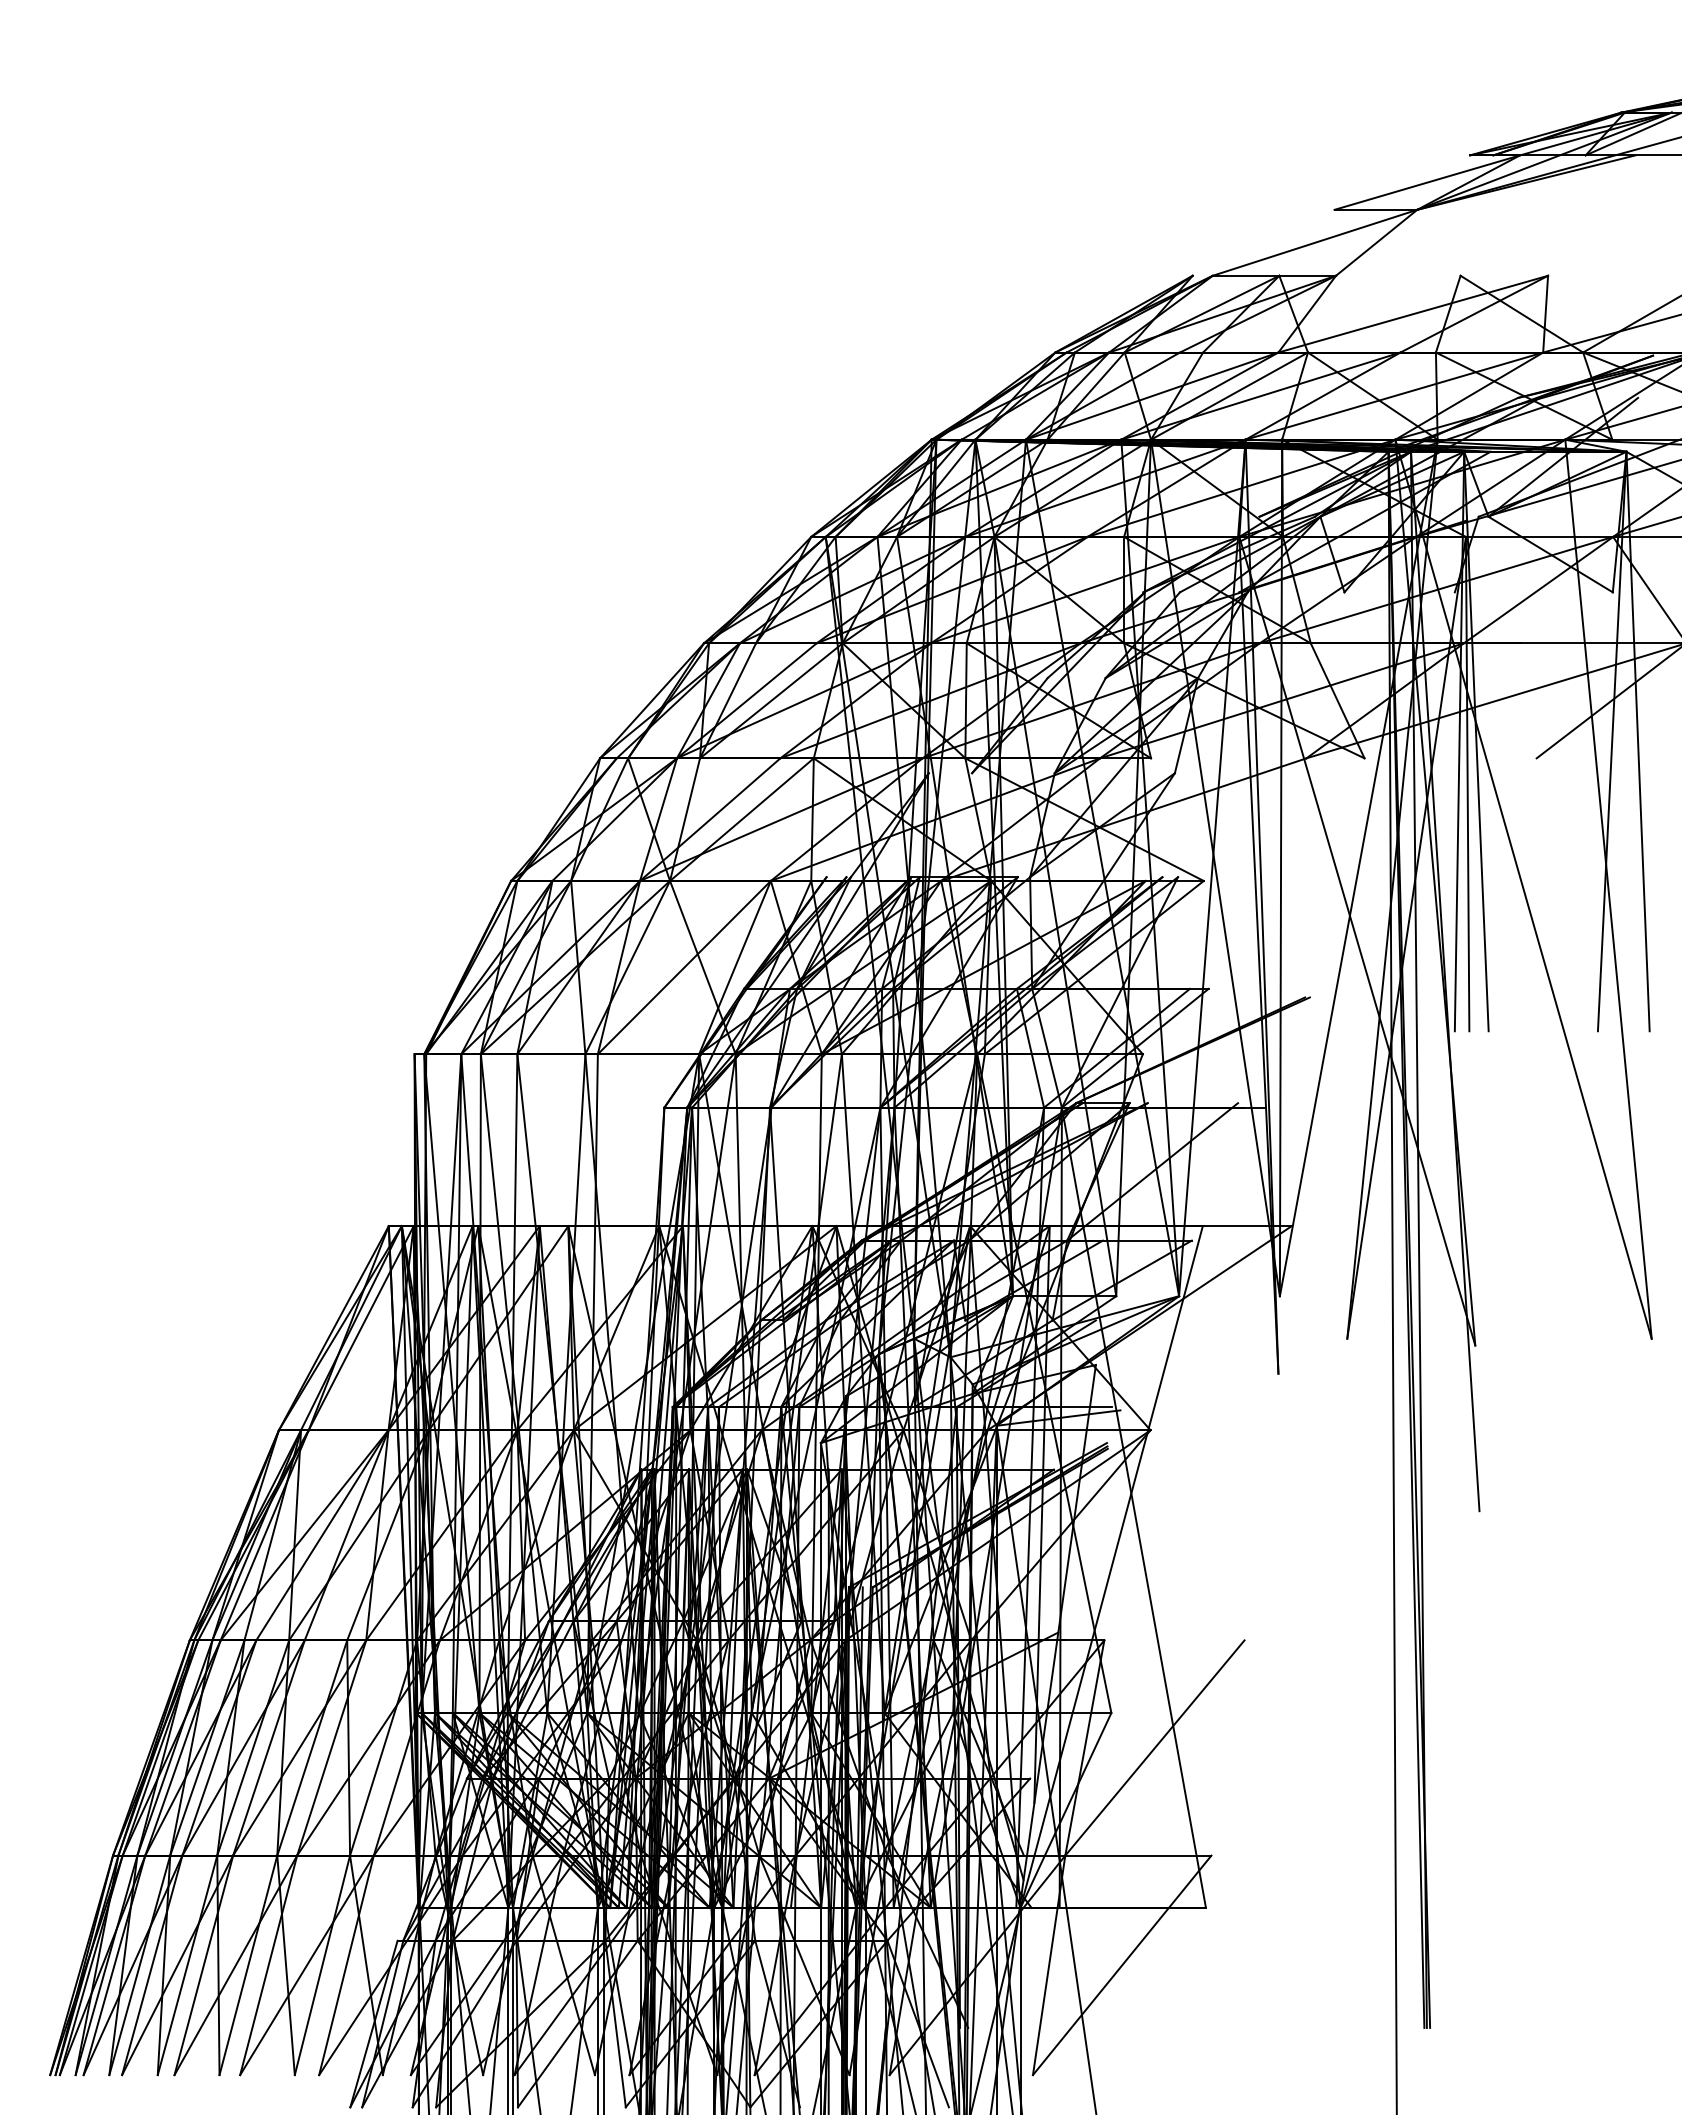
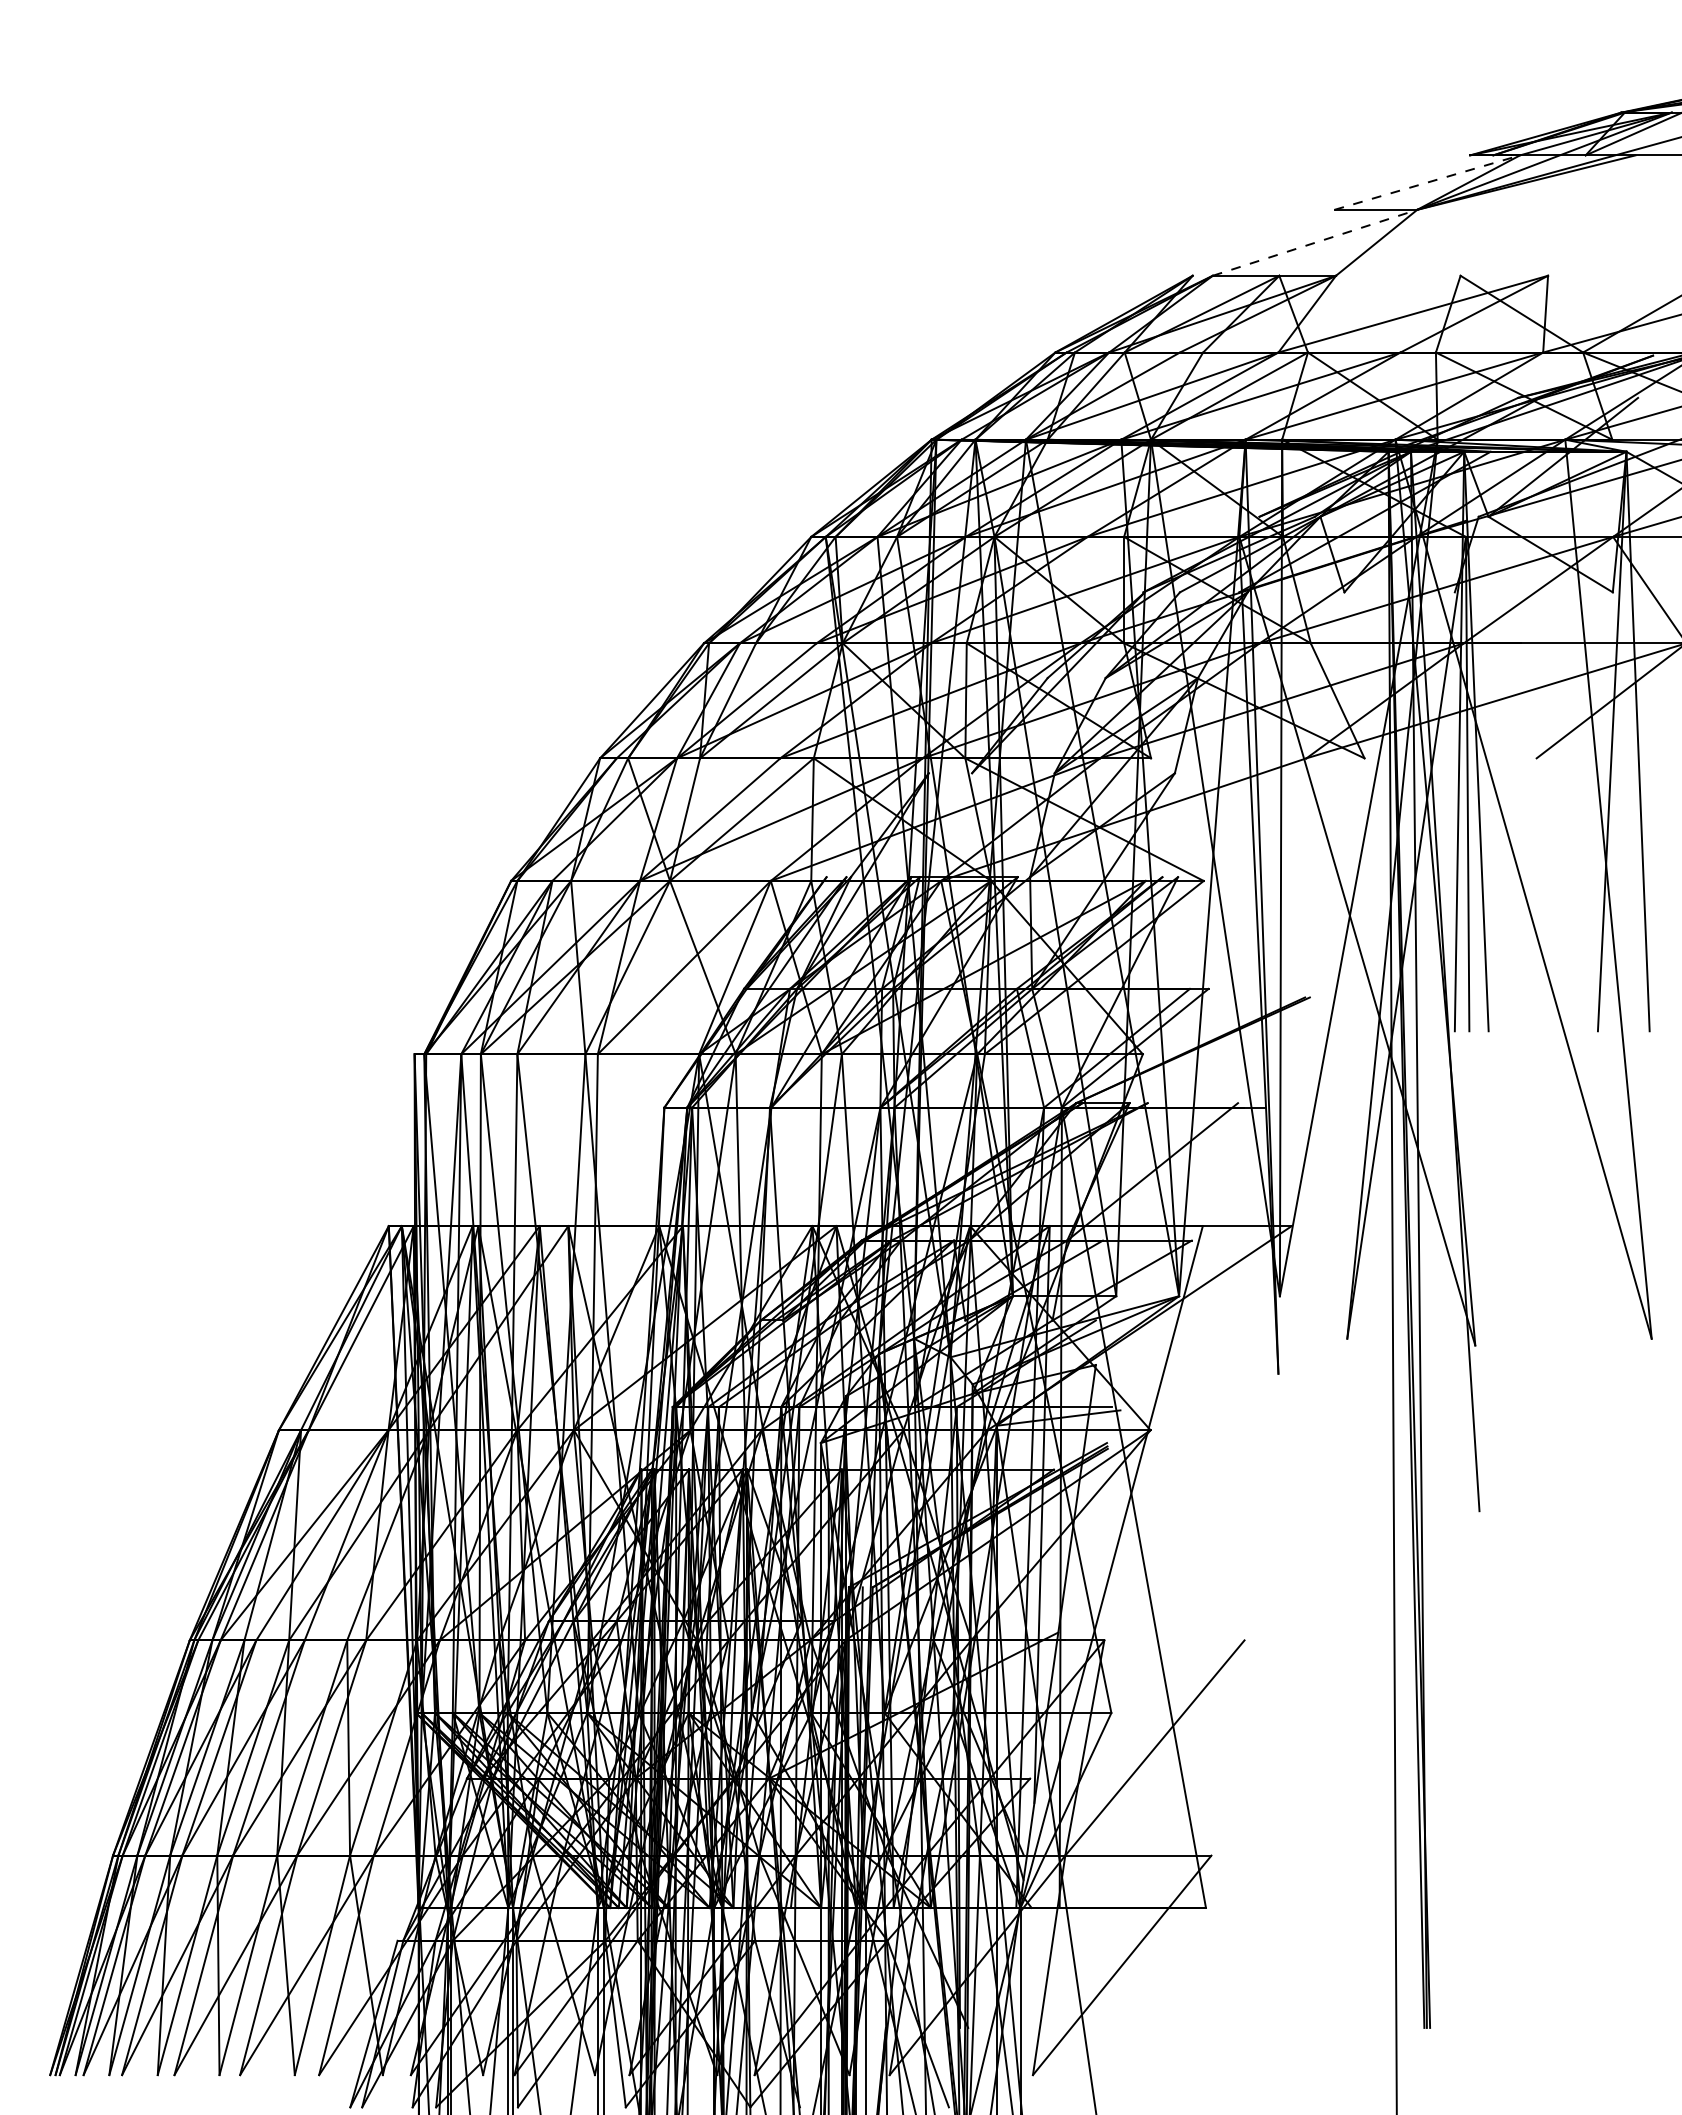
line: solid -> dashed (1427, 182)
line: solid -> dashed (1315, 242)
